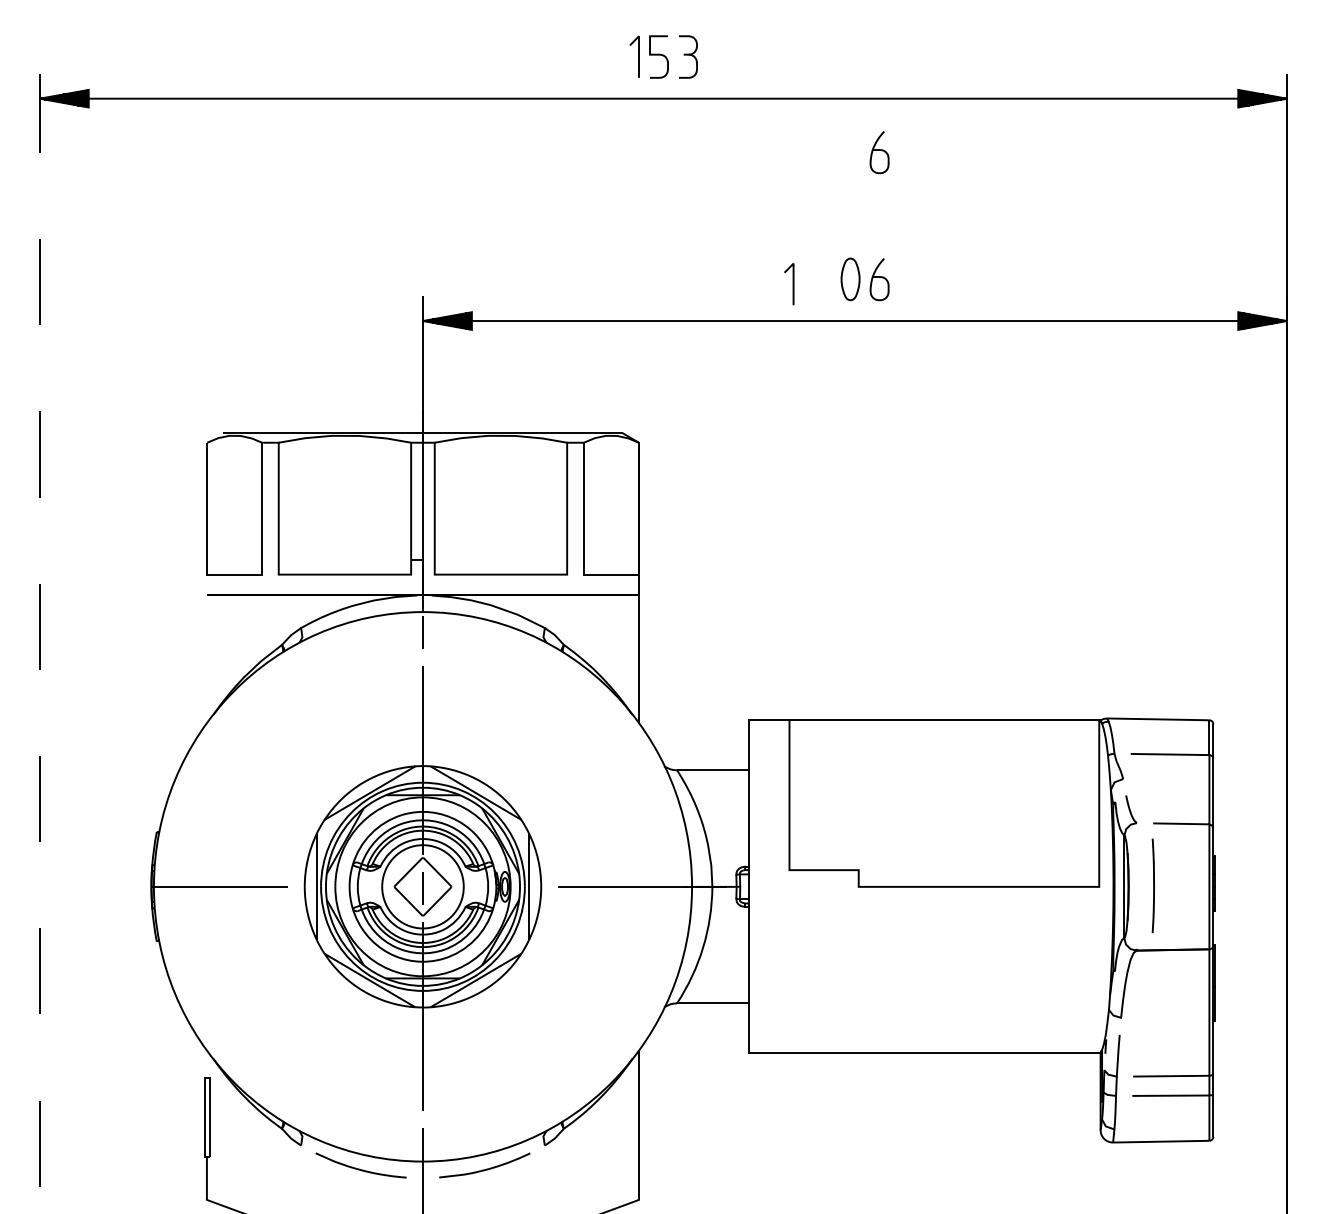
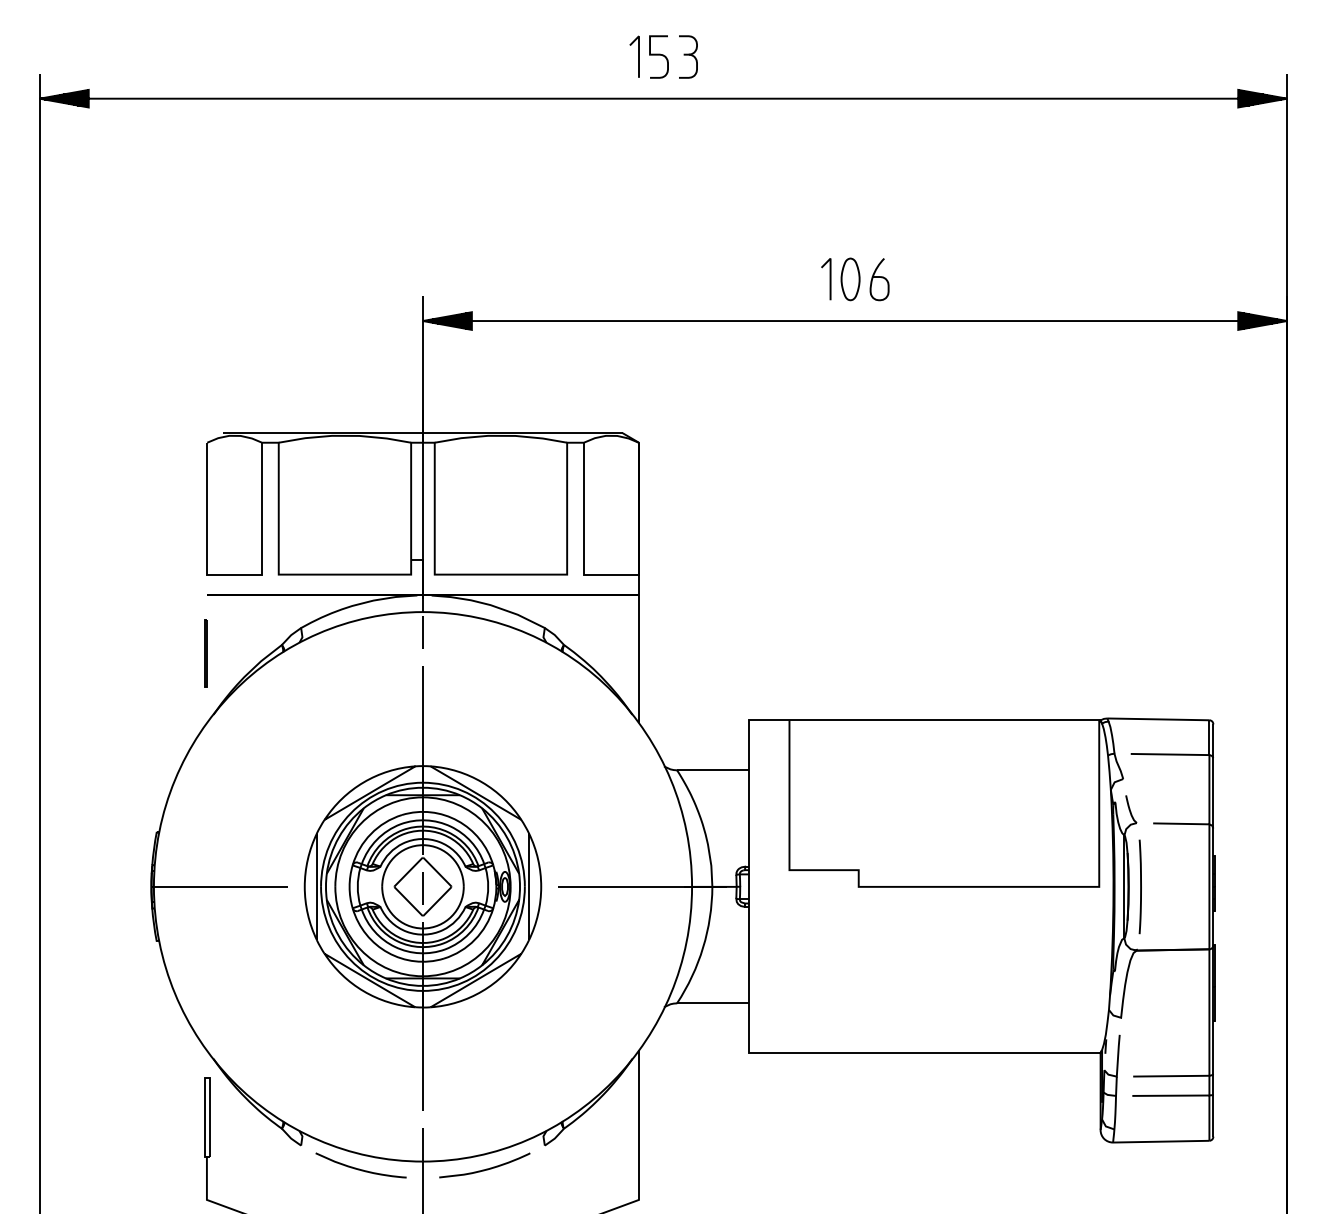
part: present -> none (879, 152)
line position: (792, 284) -> (829, 279) (829, 279)
line: dashed -> solid (39, 643)
line: none -> present (205, 653)
curve position: (1153, 885) -> (1140, 886) (1140, 886)
